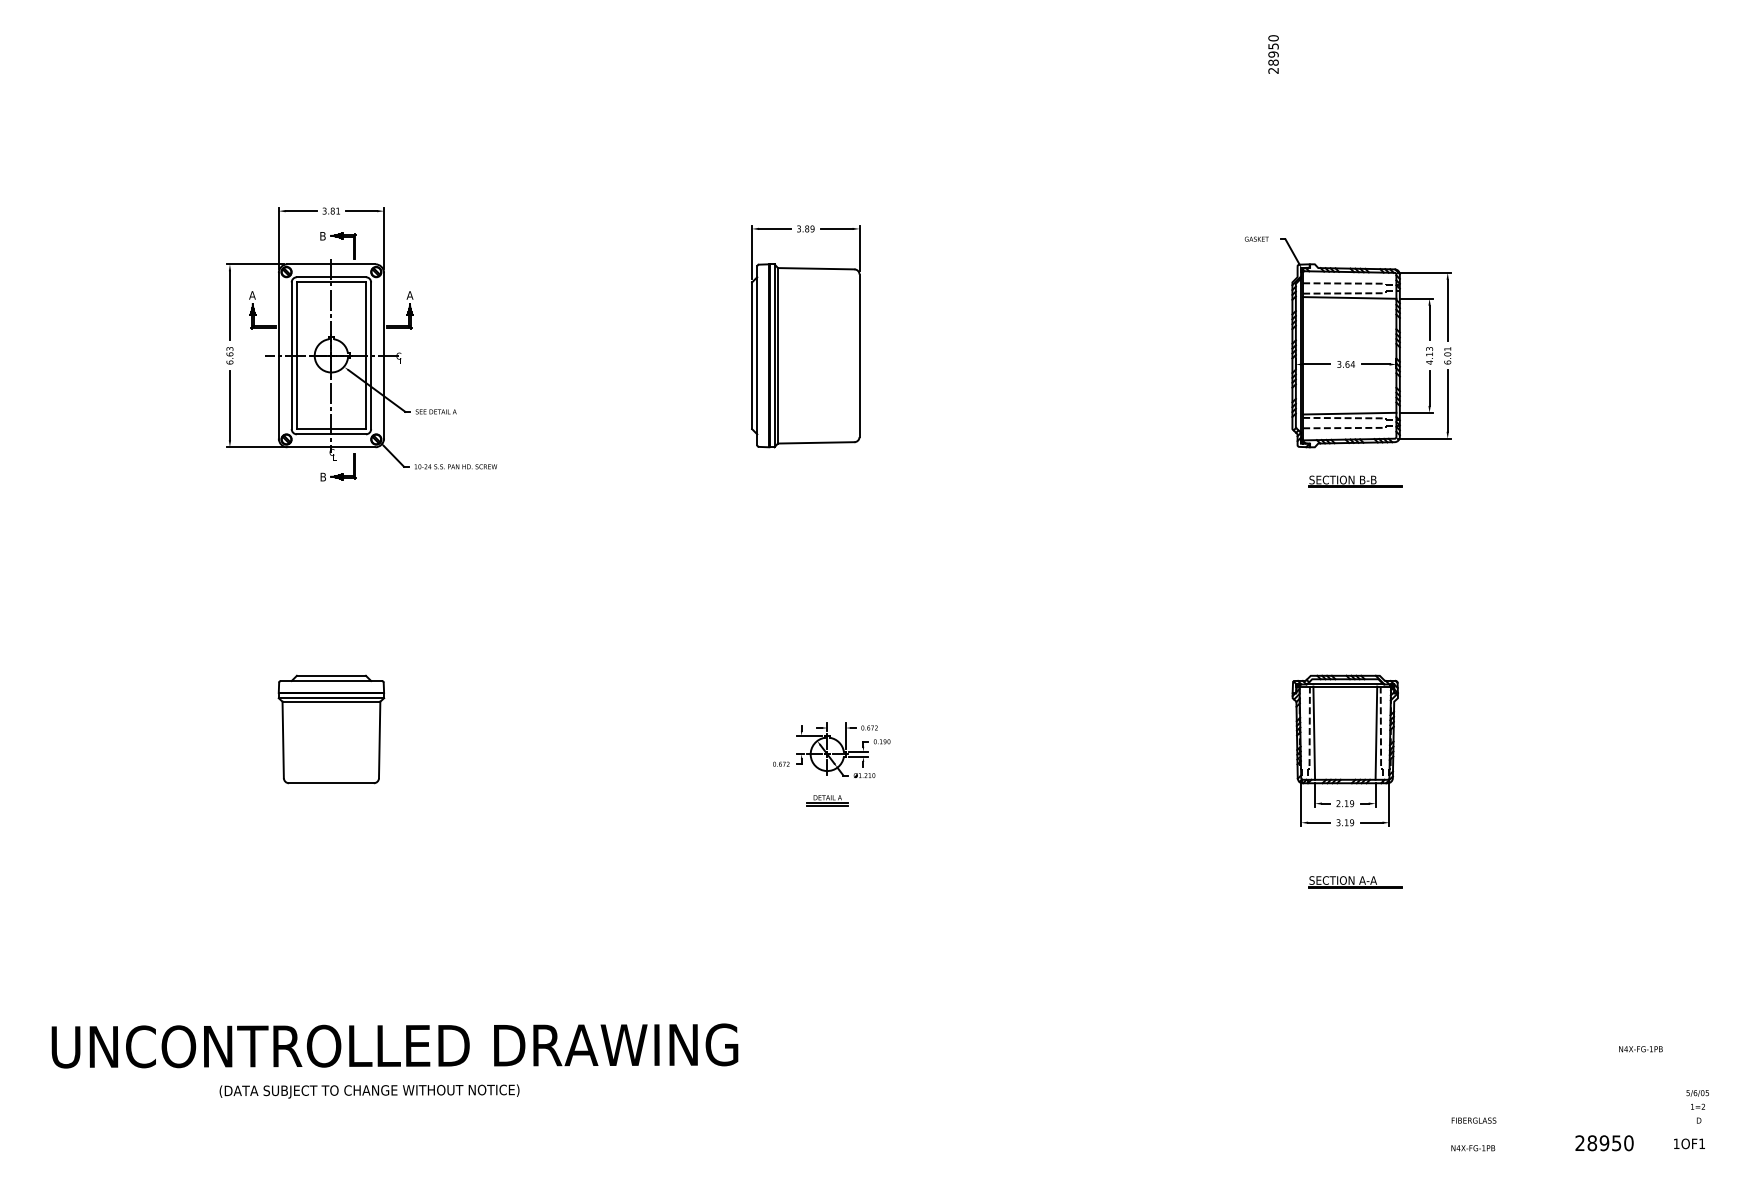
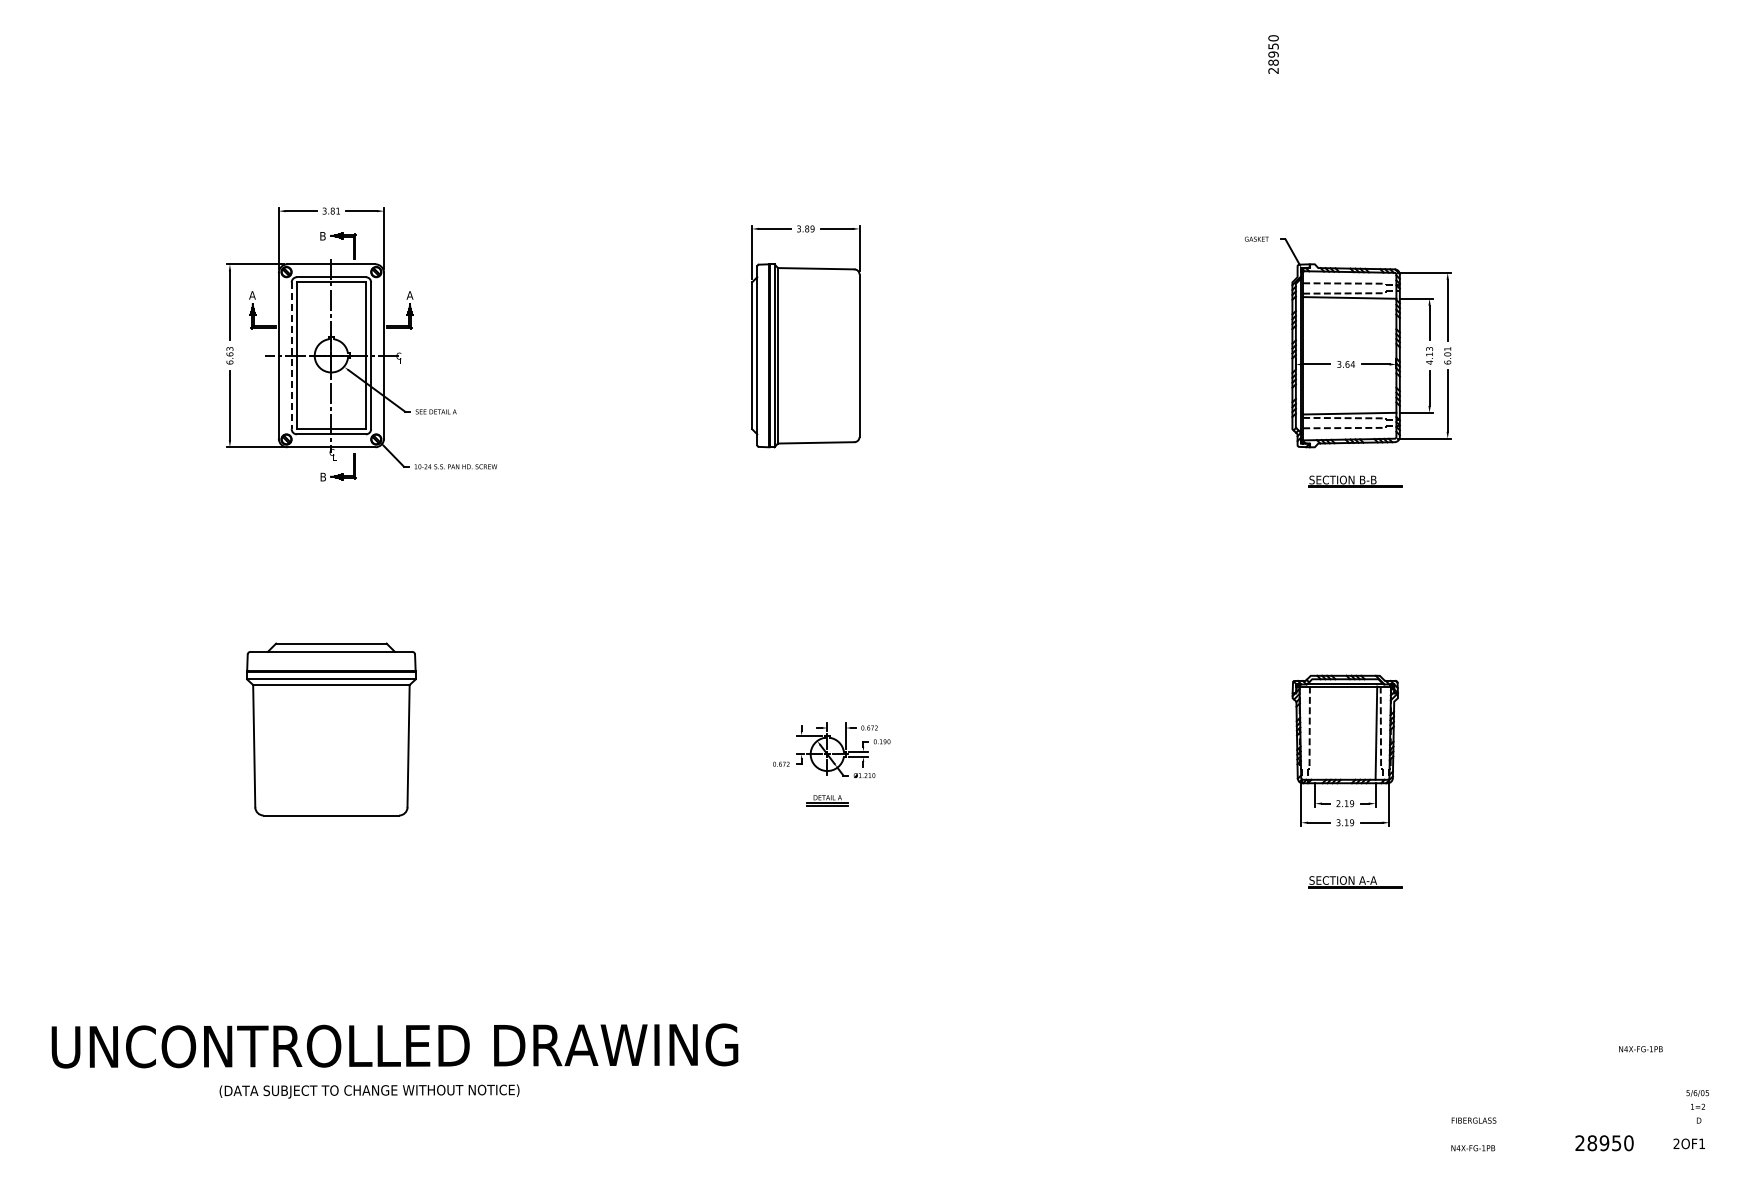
line: solid -> dashed (291, 356)
part size: 109x111 px -> 171x175 px (331, 729)
line: present -> none (1314, 732)
text: 1OF1 -> 2OF1 (1676, 1143)
